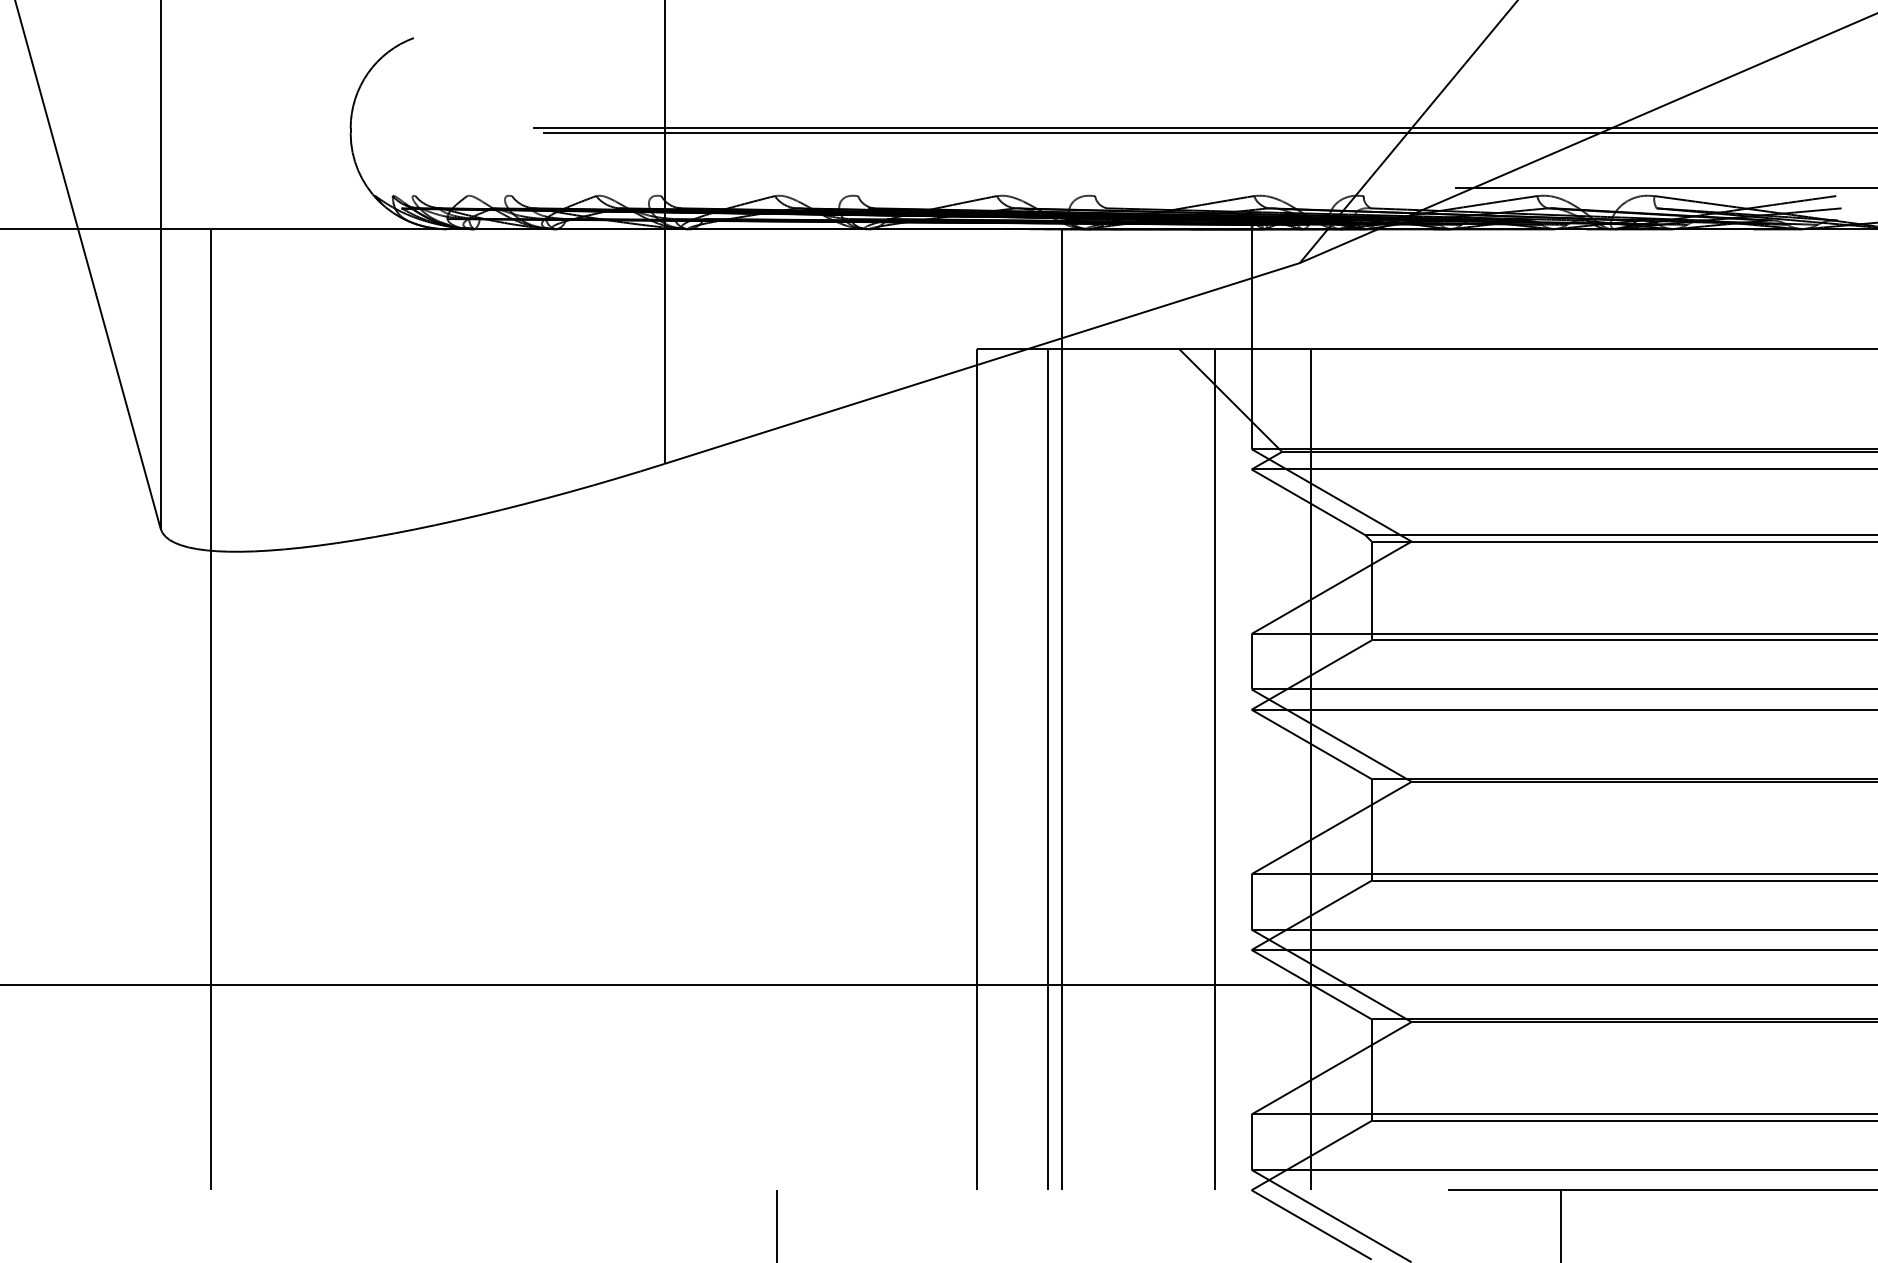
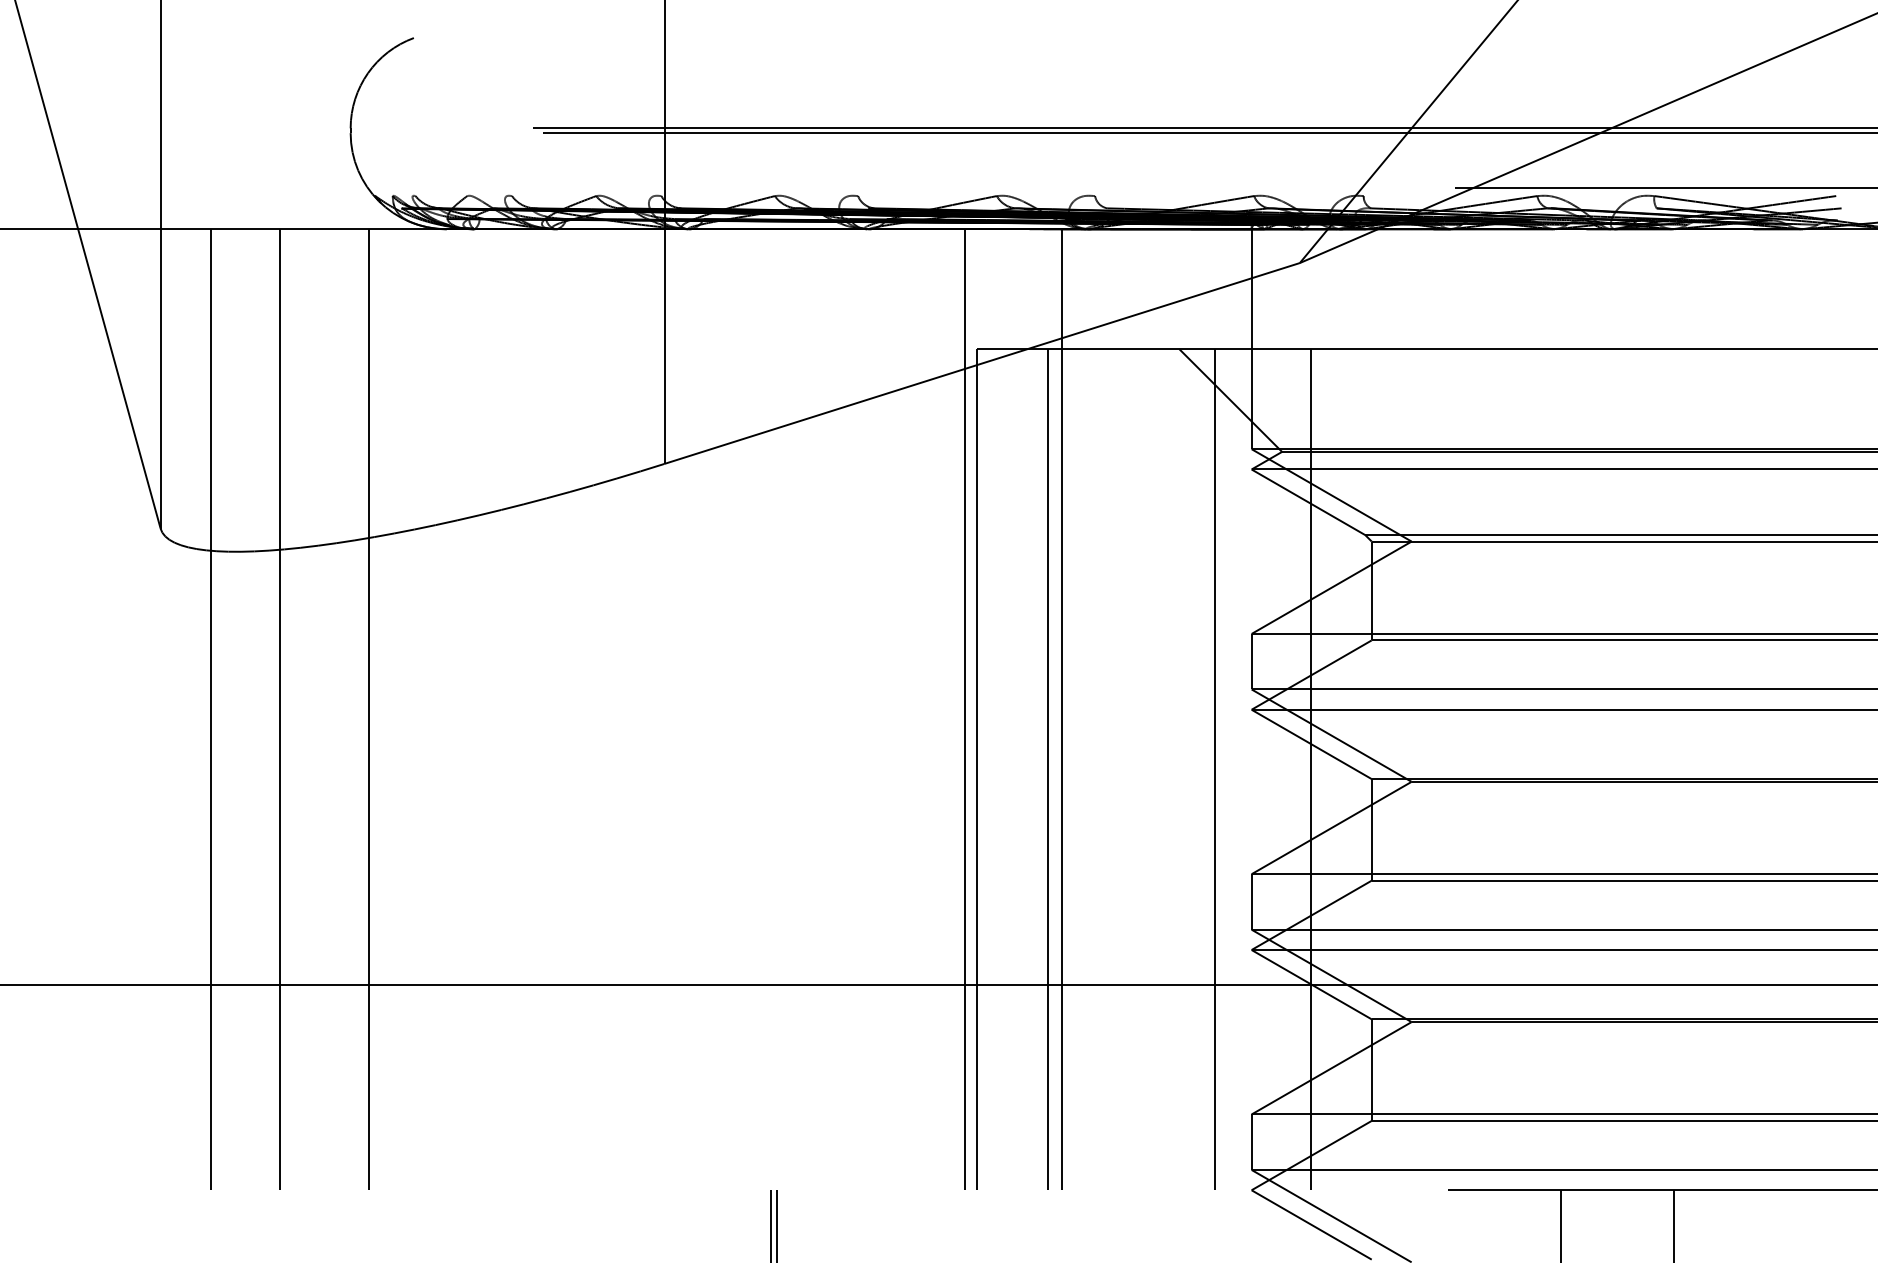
line: none -> present (280, 709)
line: none -> present (368, 709)
line: none -> present (964, 709)
line: none -> present (771, 1224)
line: none -> present (1674, 1224)
